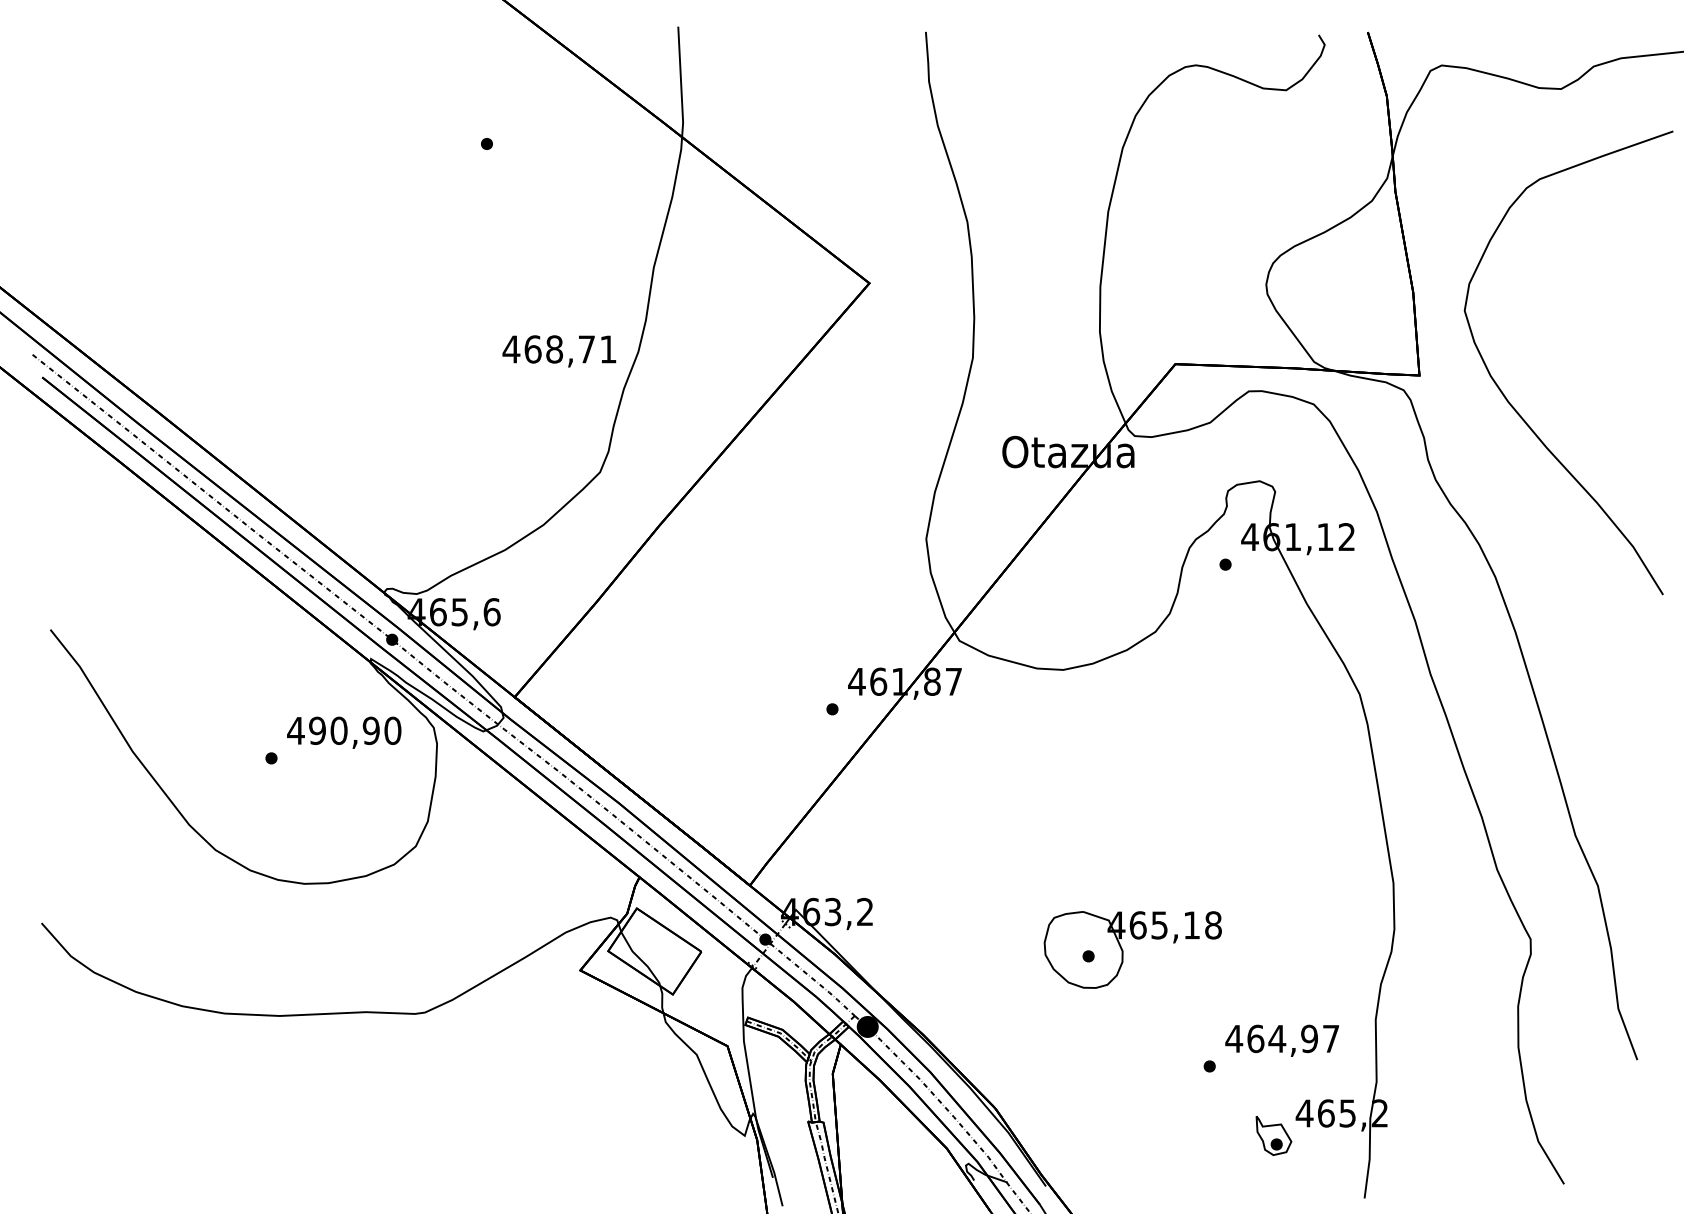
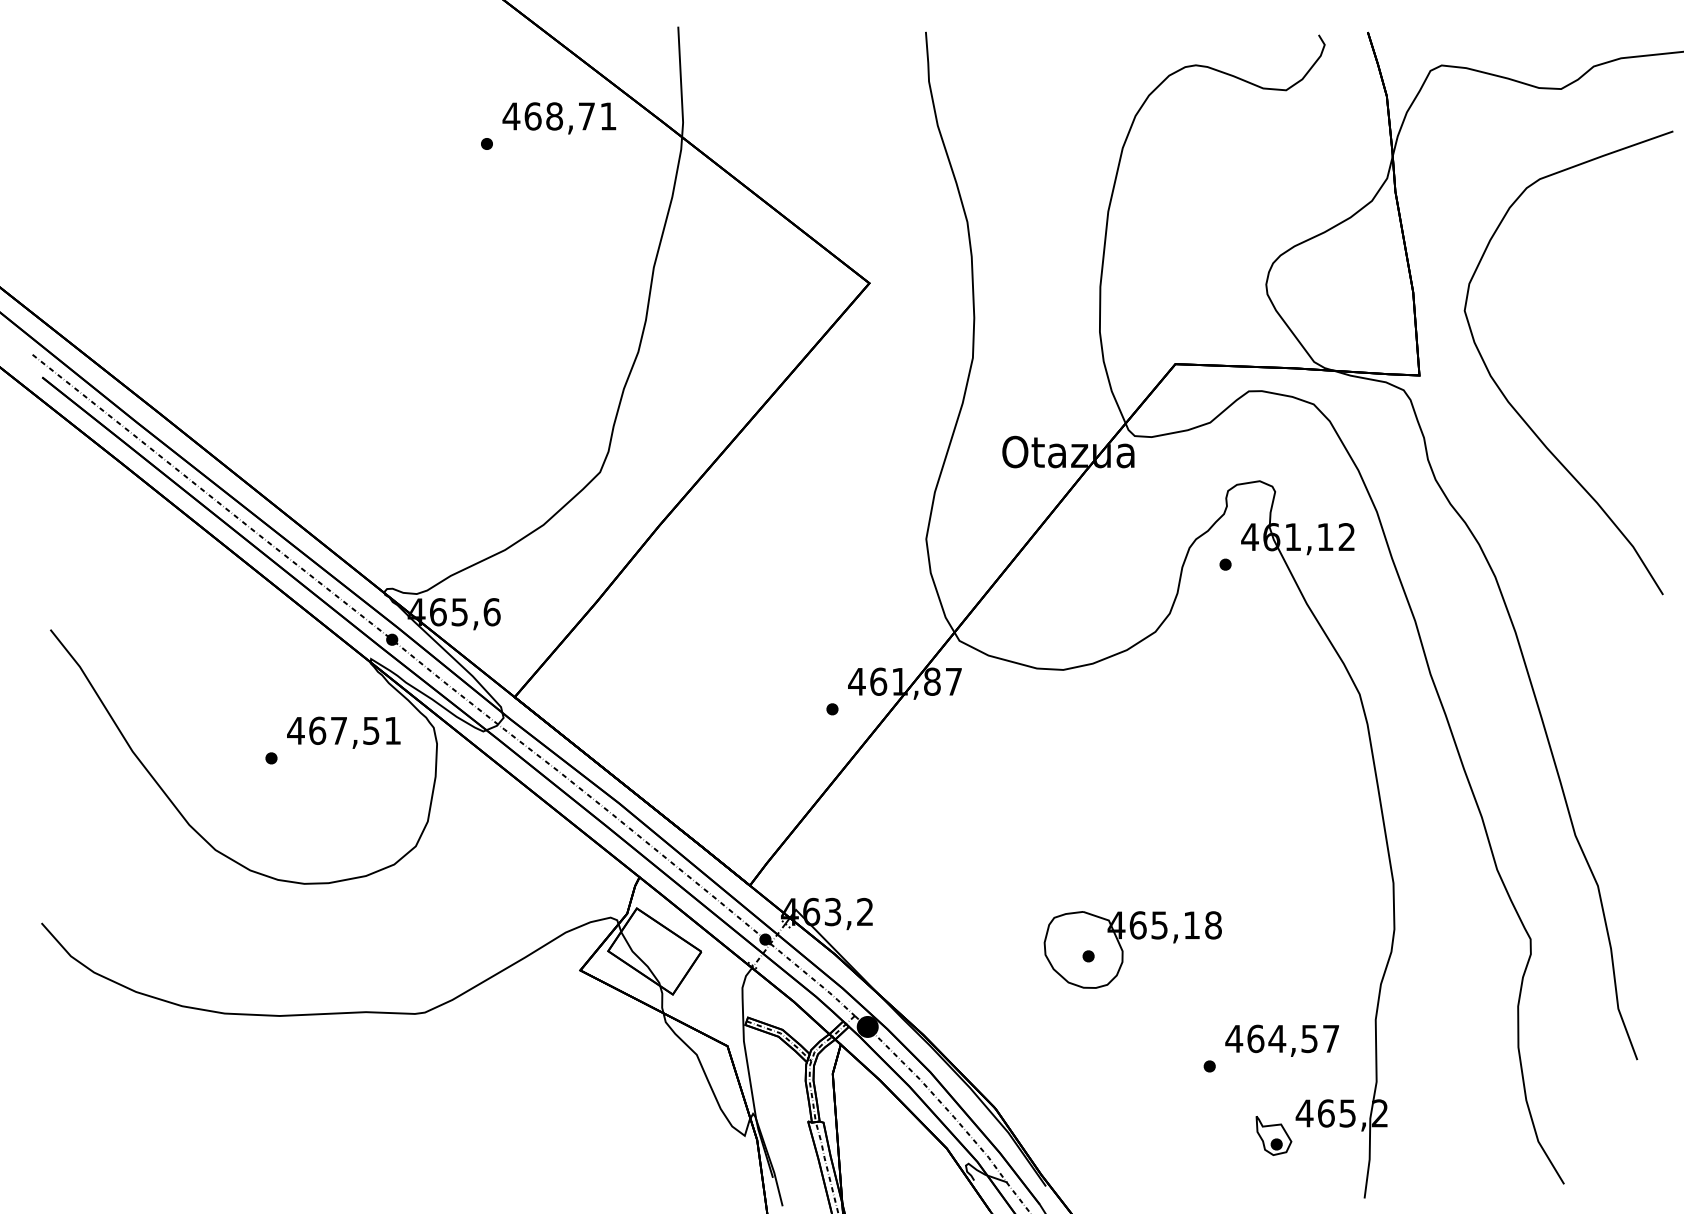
text position: (559, 351) -> (559, 118) (559, 118)
text: 490,90 -> 467,51 (355, 730)
text: 464,97 -> 464,57 (1309, 1038)
